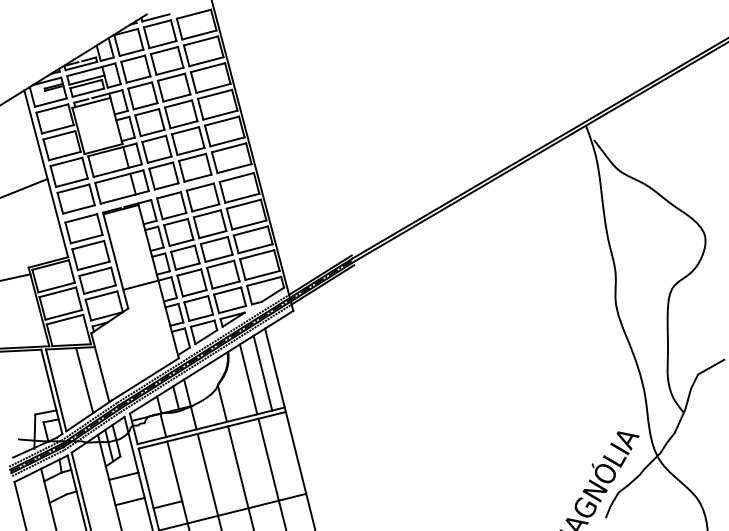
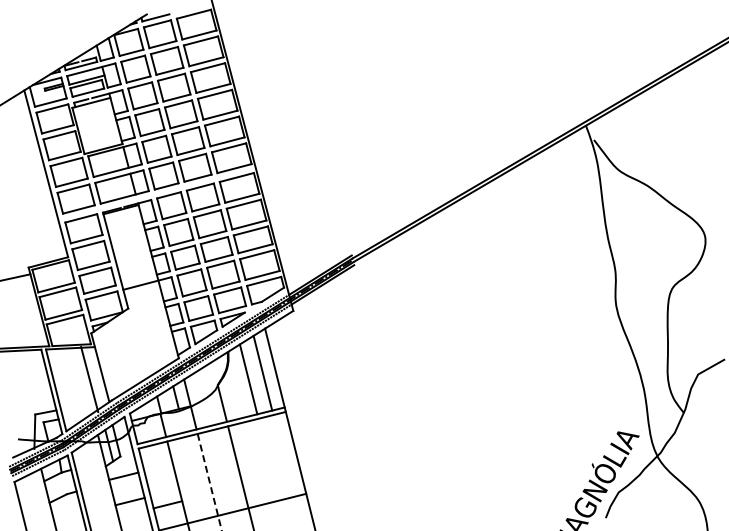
line: present -> none (24, 188)
line position: (84, 380) -> (89, 379) (89, 379)
line: present -> none (271, 472)
line: solid -> dashed (209, 482)
